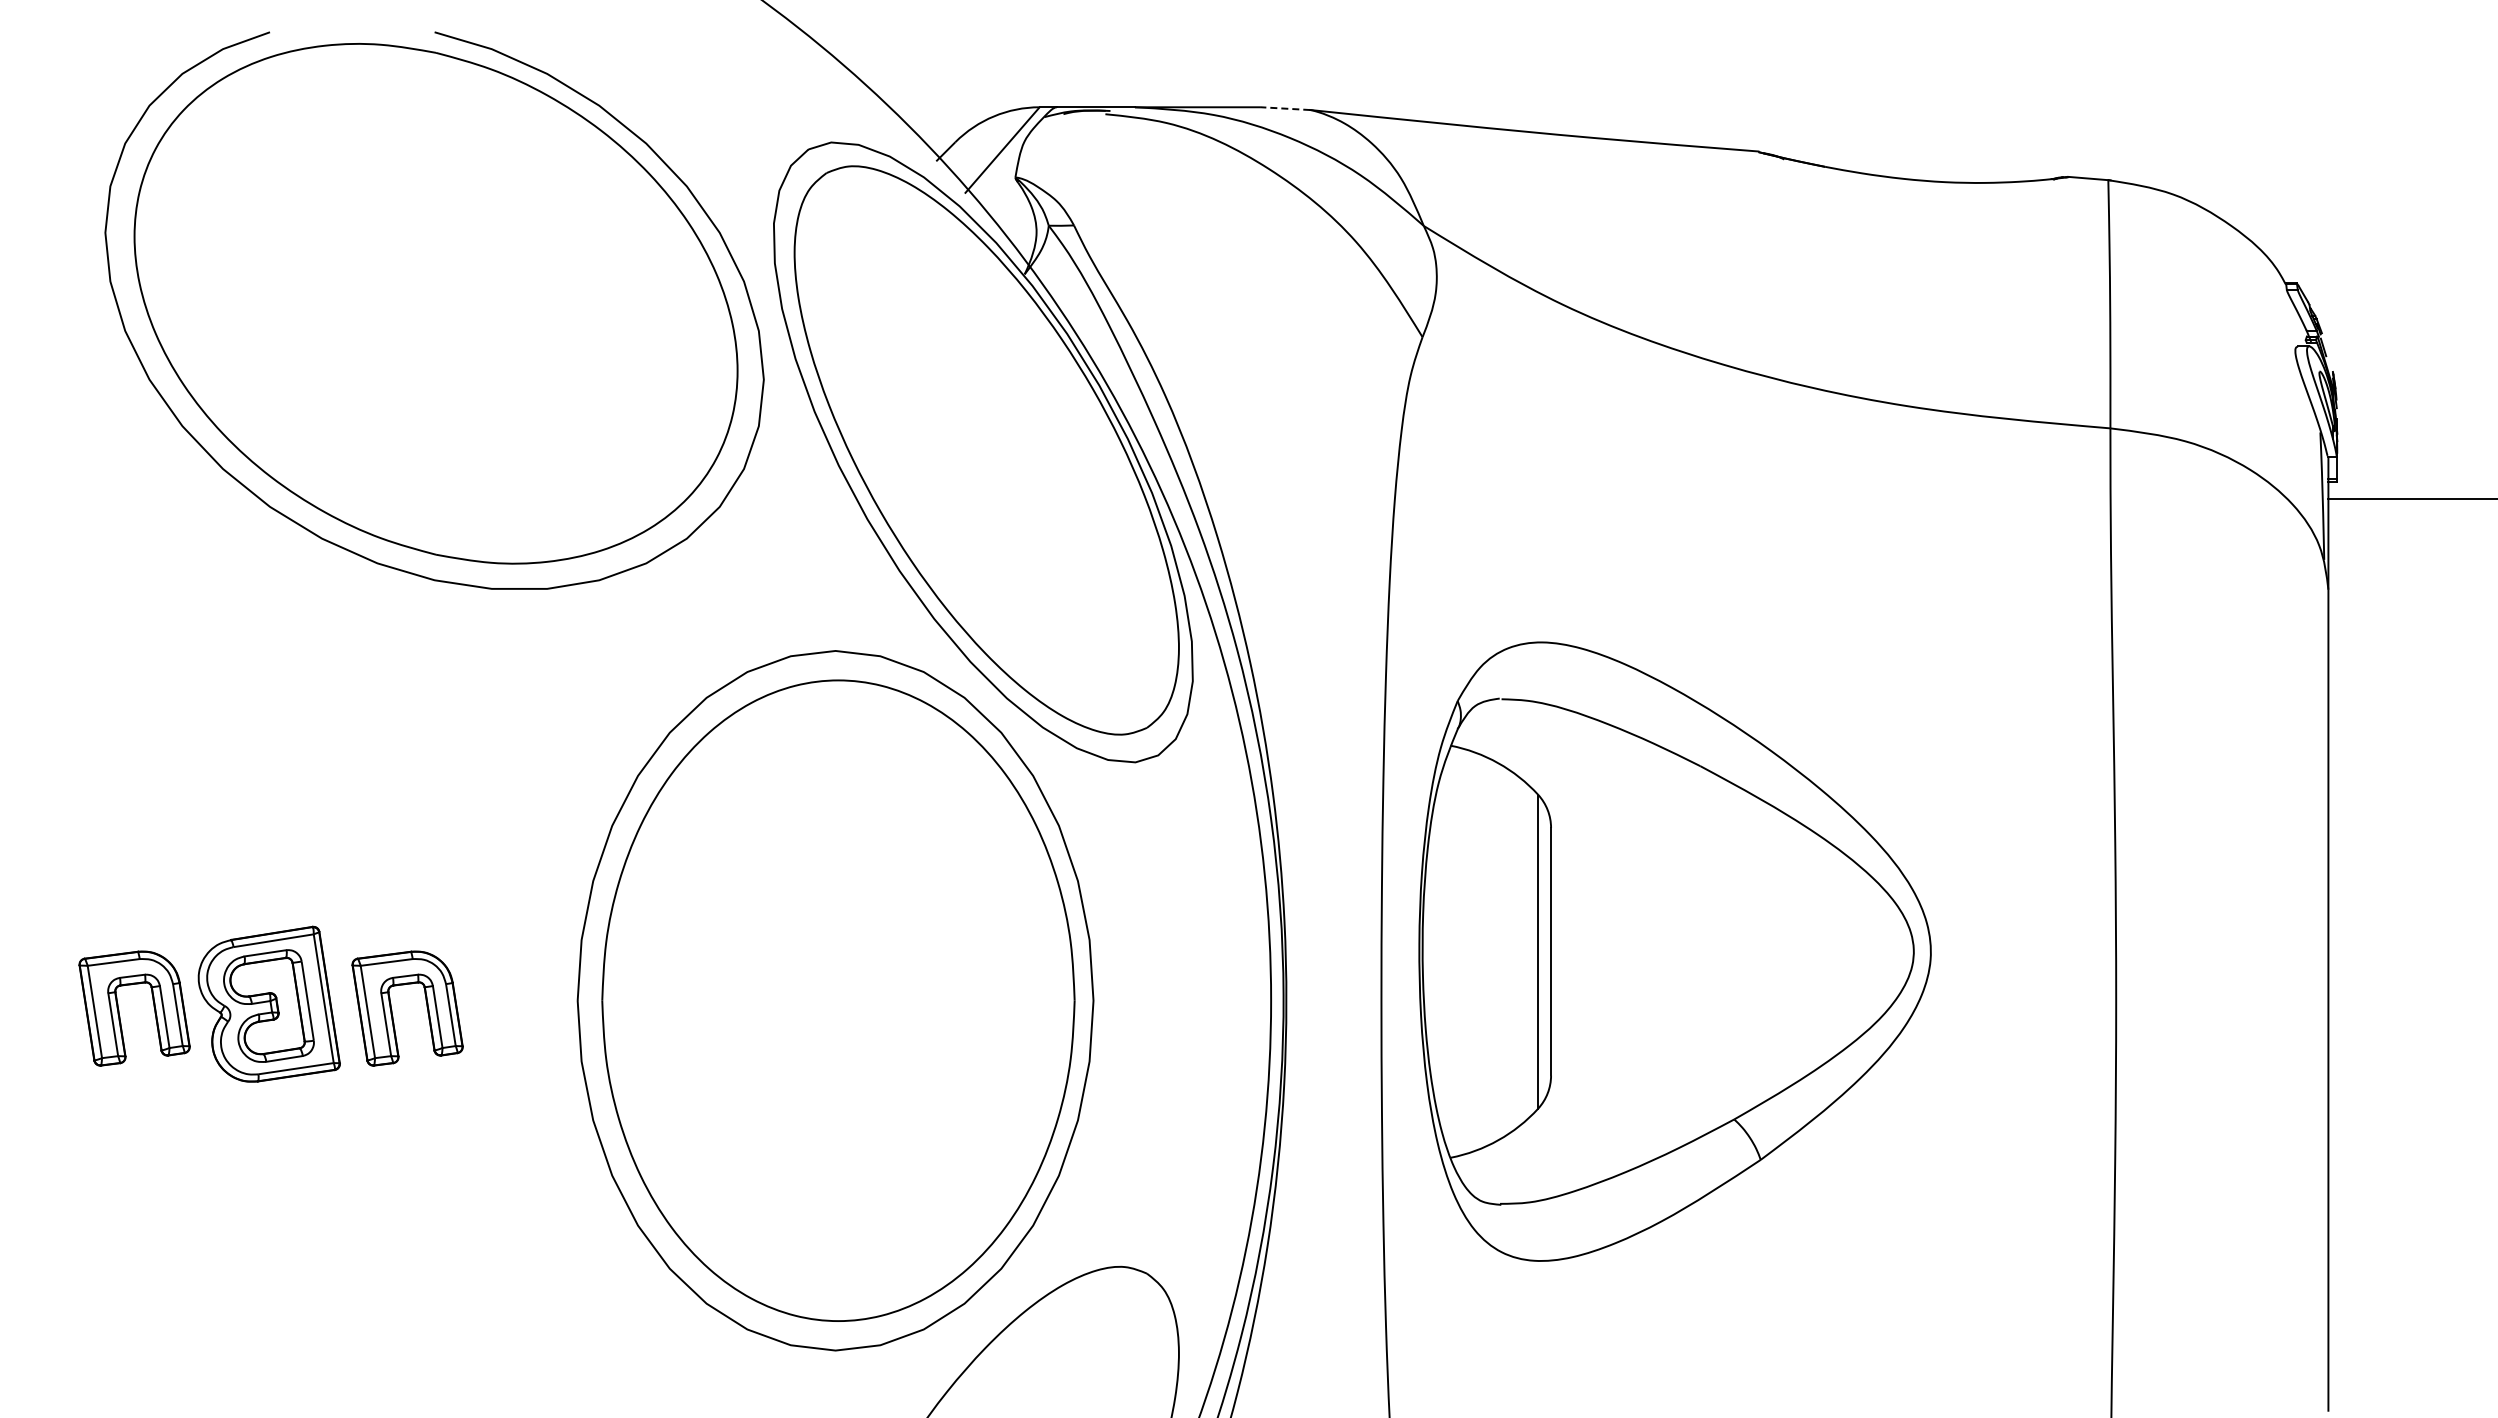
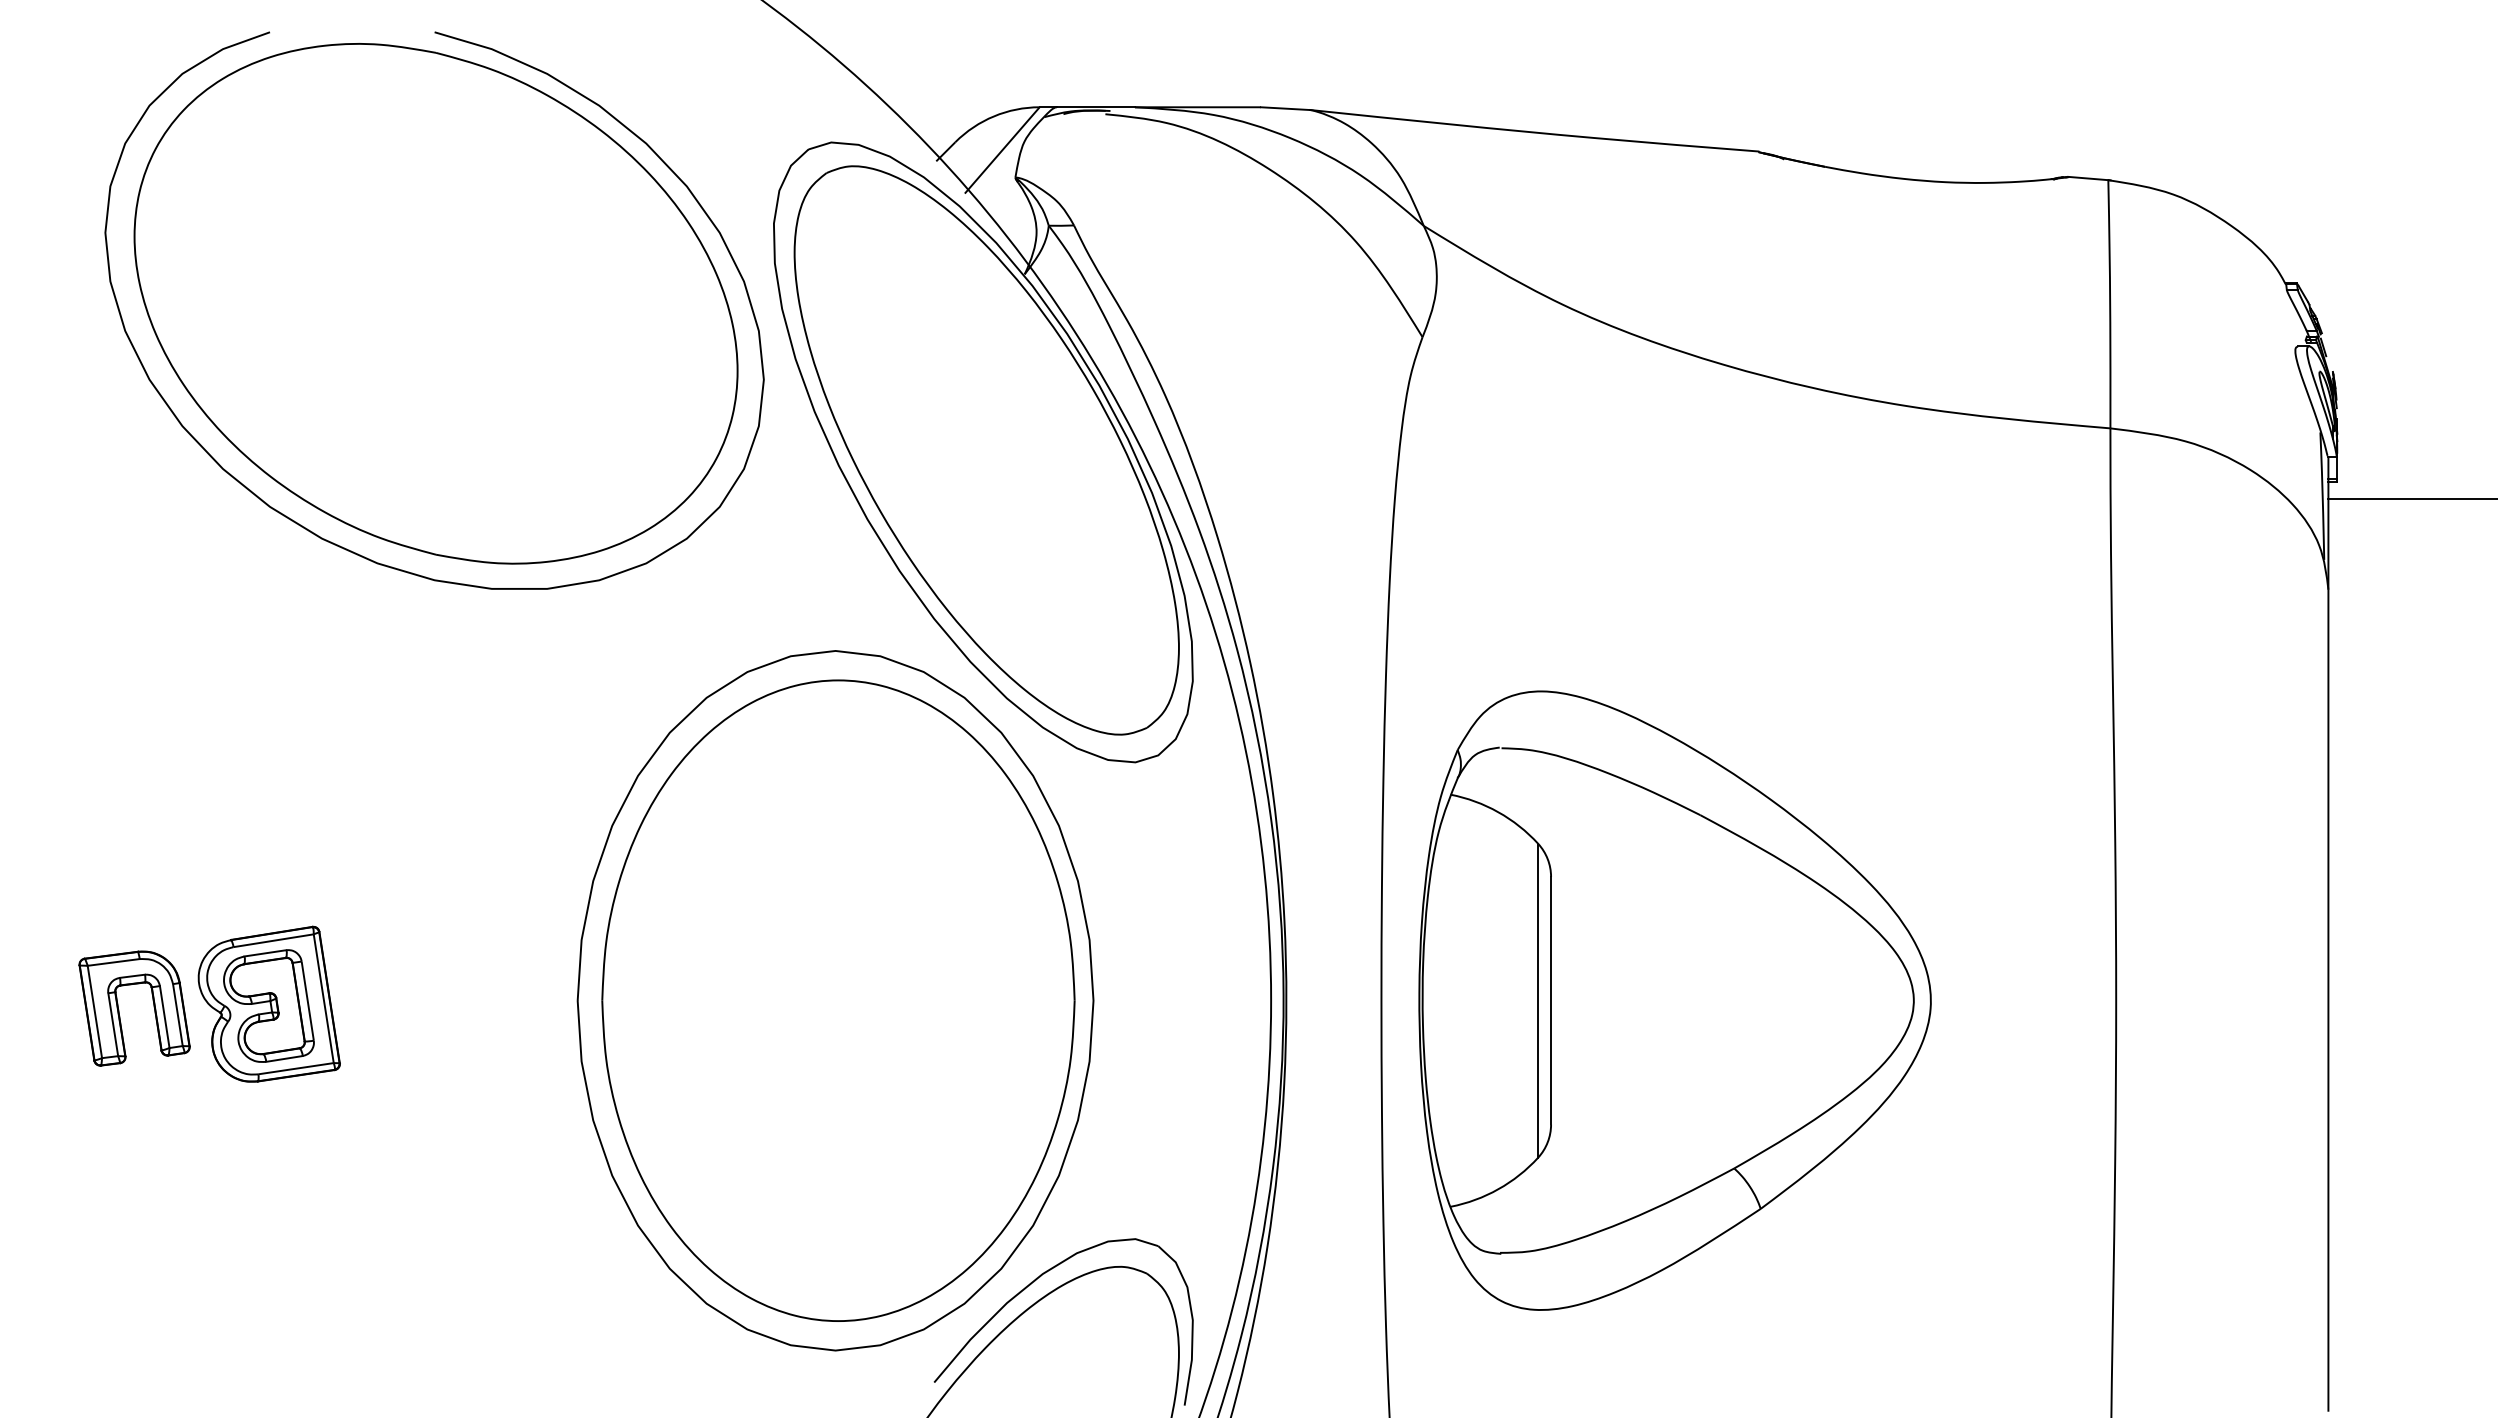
line: dashed -> solid (1285, 108)
part position: (1674, 951) -> (1674, 1000) (1674, 1000)
part: present -> none (392, 1009)
part: none -> present (1029, 1286)
